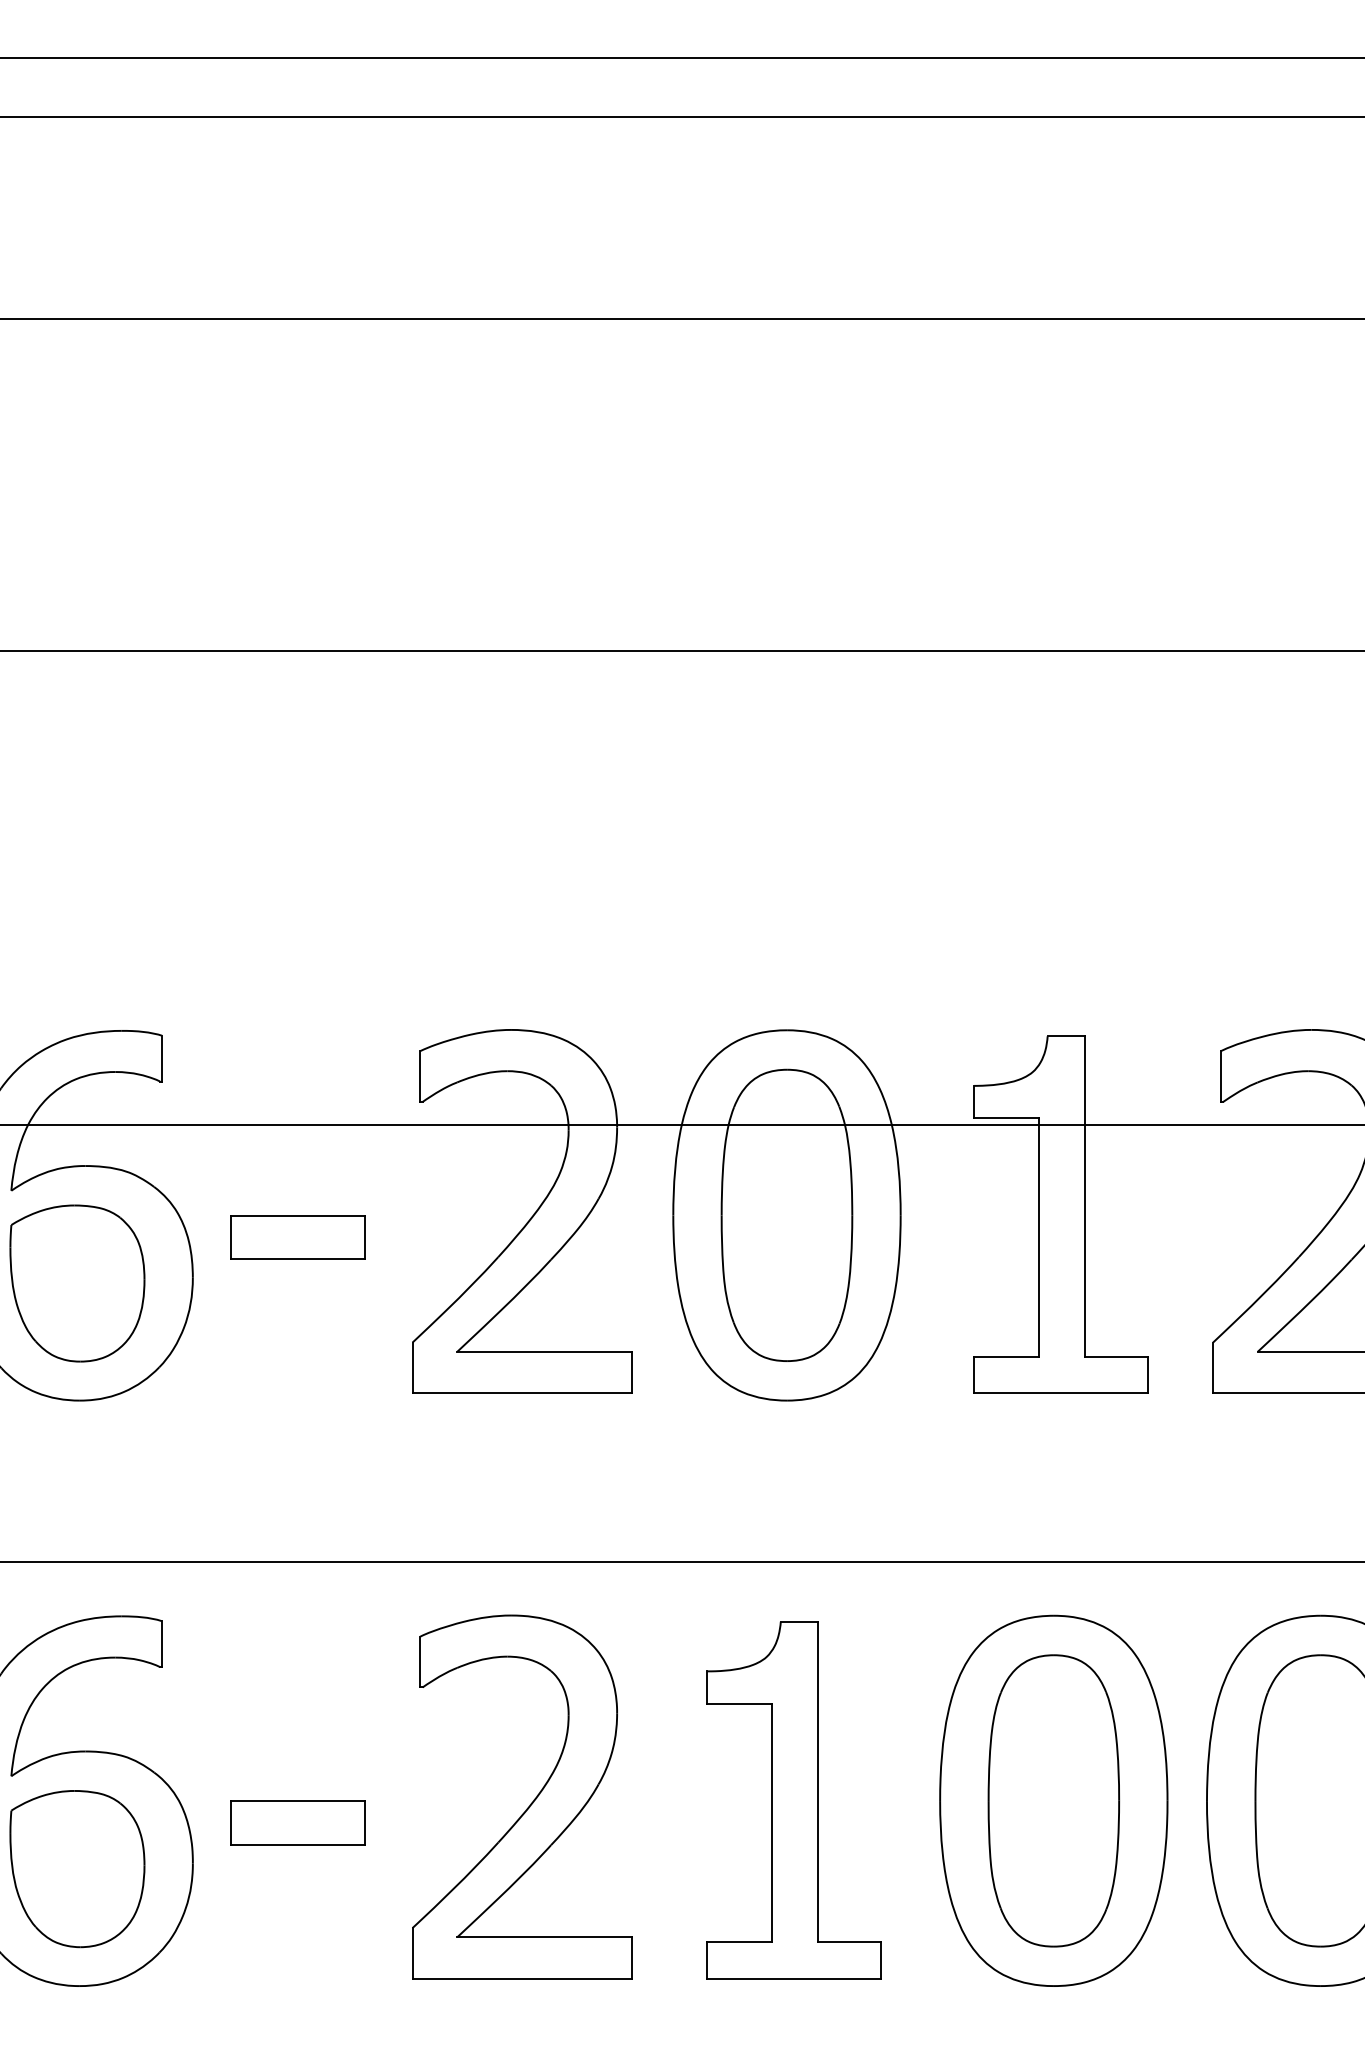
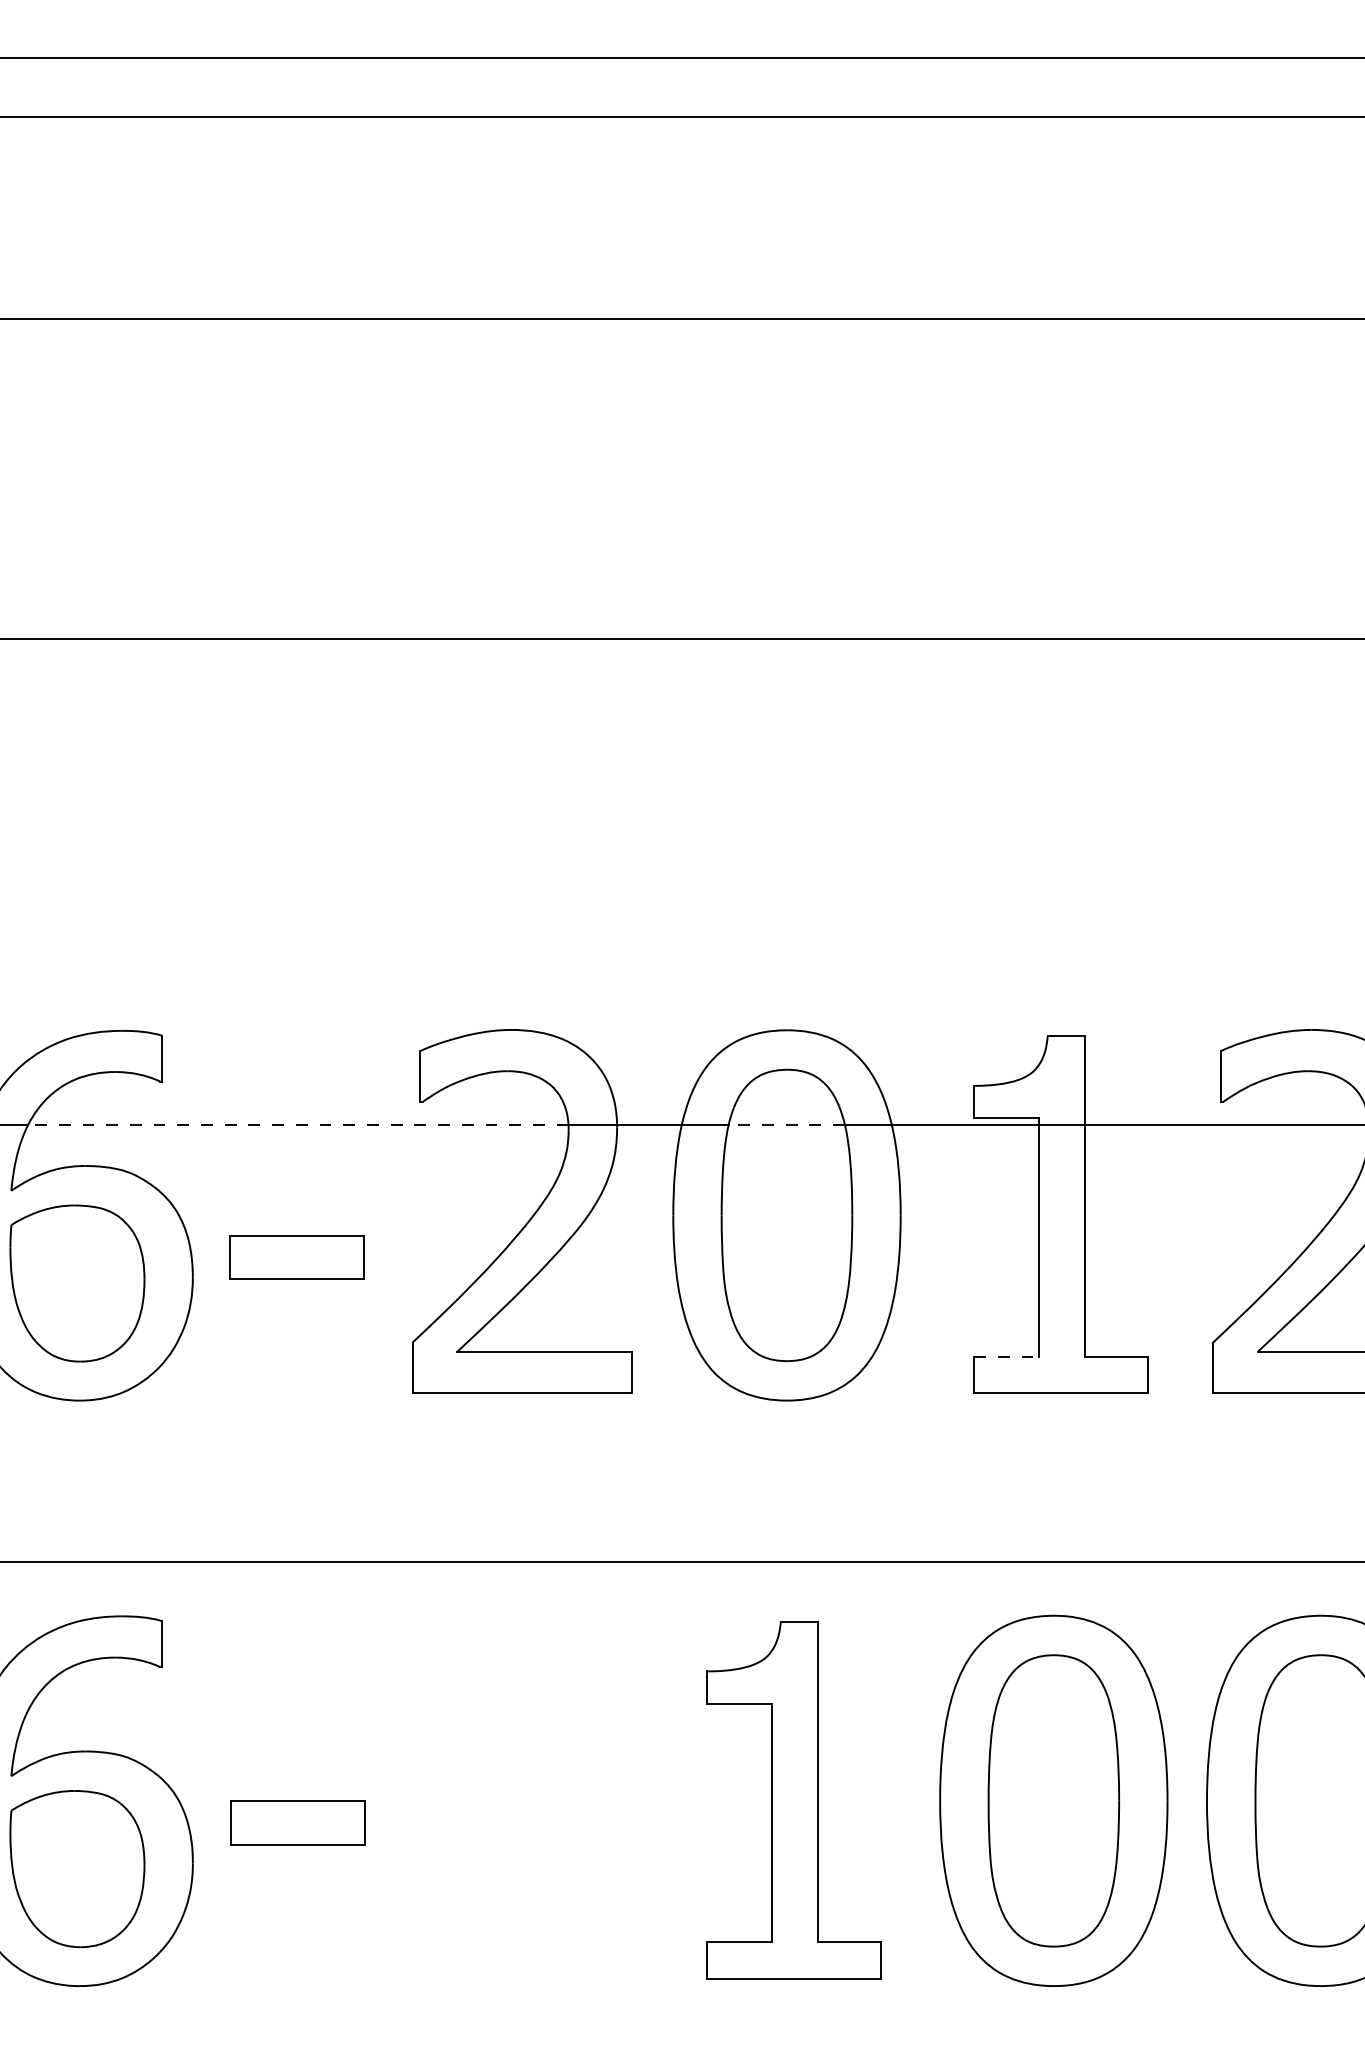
line position: (681, 650) -> (681, 638) (681, 638)
line: solid -> dashed (297, 1124)
line: solid -> dashed (786, 1124)
part position: (297, 1237) -> (296, 1257) (296, 1257)
line: solid -> dashed (1006, 1356)
part: present -> none (530, 1803)
